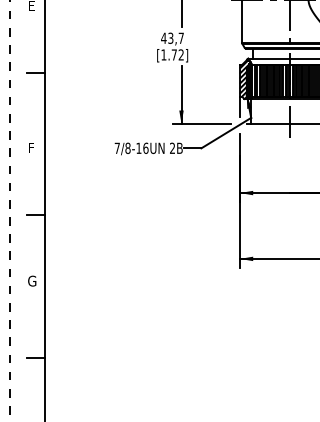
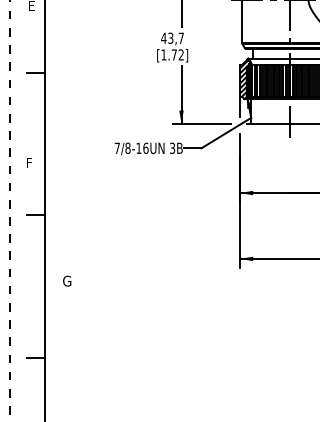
text position: (31, 147) -> (29, 162) (29, 162)
text: 2B -> 3B (172, 148)
text position: (32, 280) -> (67, 280) (67, 280)
